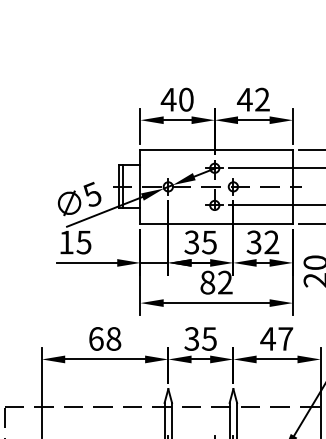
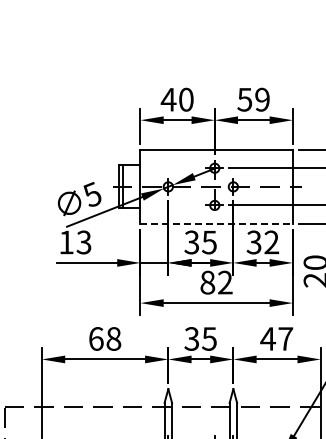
text: 42 -> 59 (252, 99)
line: solid -> dashed (217, 224)
text: 15 -> 13 (84, 241)
